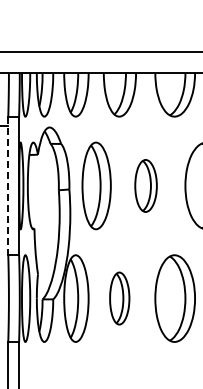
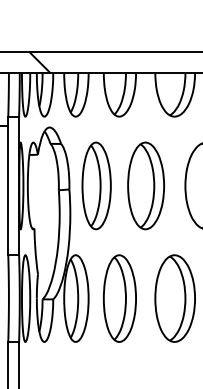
hatch: none -> present (39, 62)
part size: 24x54 px -> 38x90 px (145, 185)
line: dashed -> solid (8, 186)
part size: 22x55 px -> 35x89 px (119, 298)
